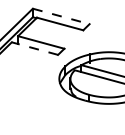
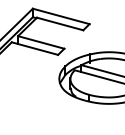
line: dashed -> solid (61, 16)
line: dashed -> solid (34, 48)
